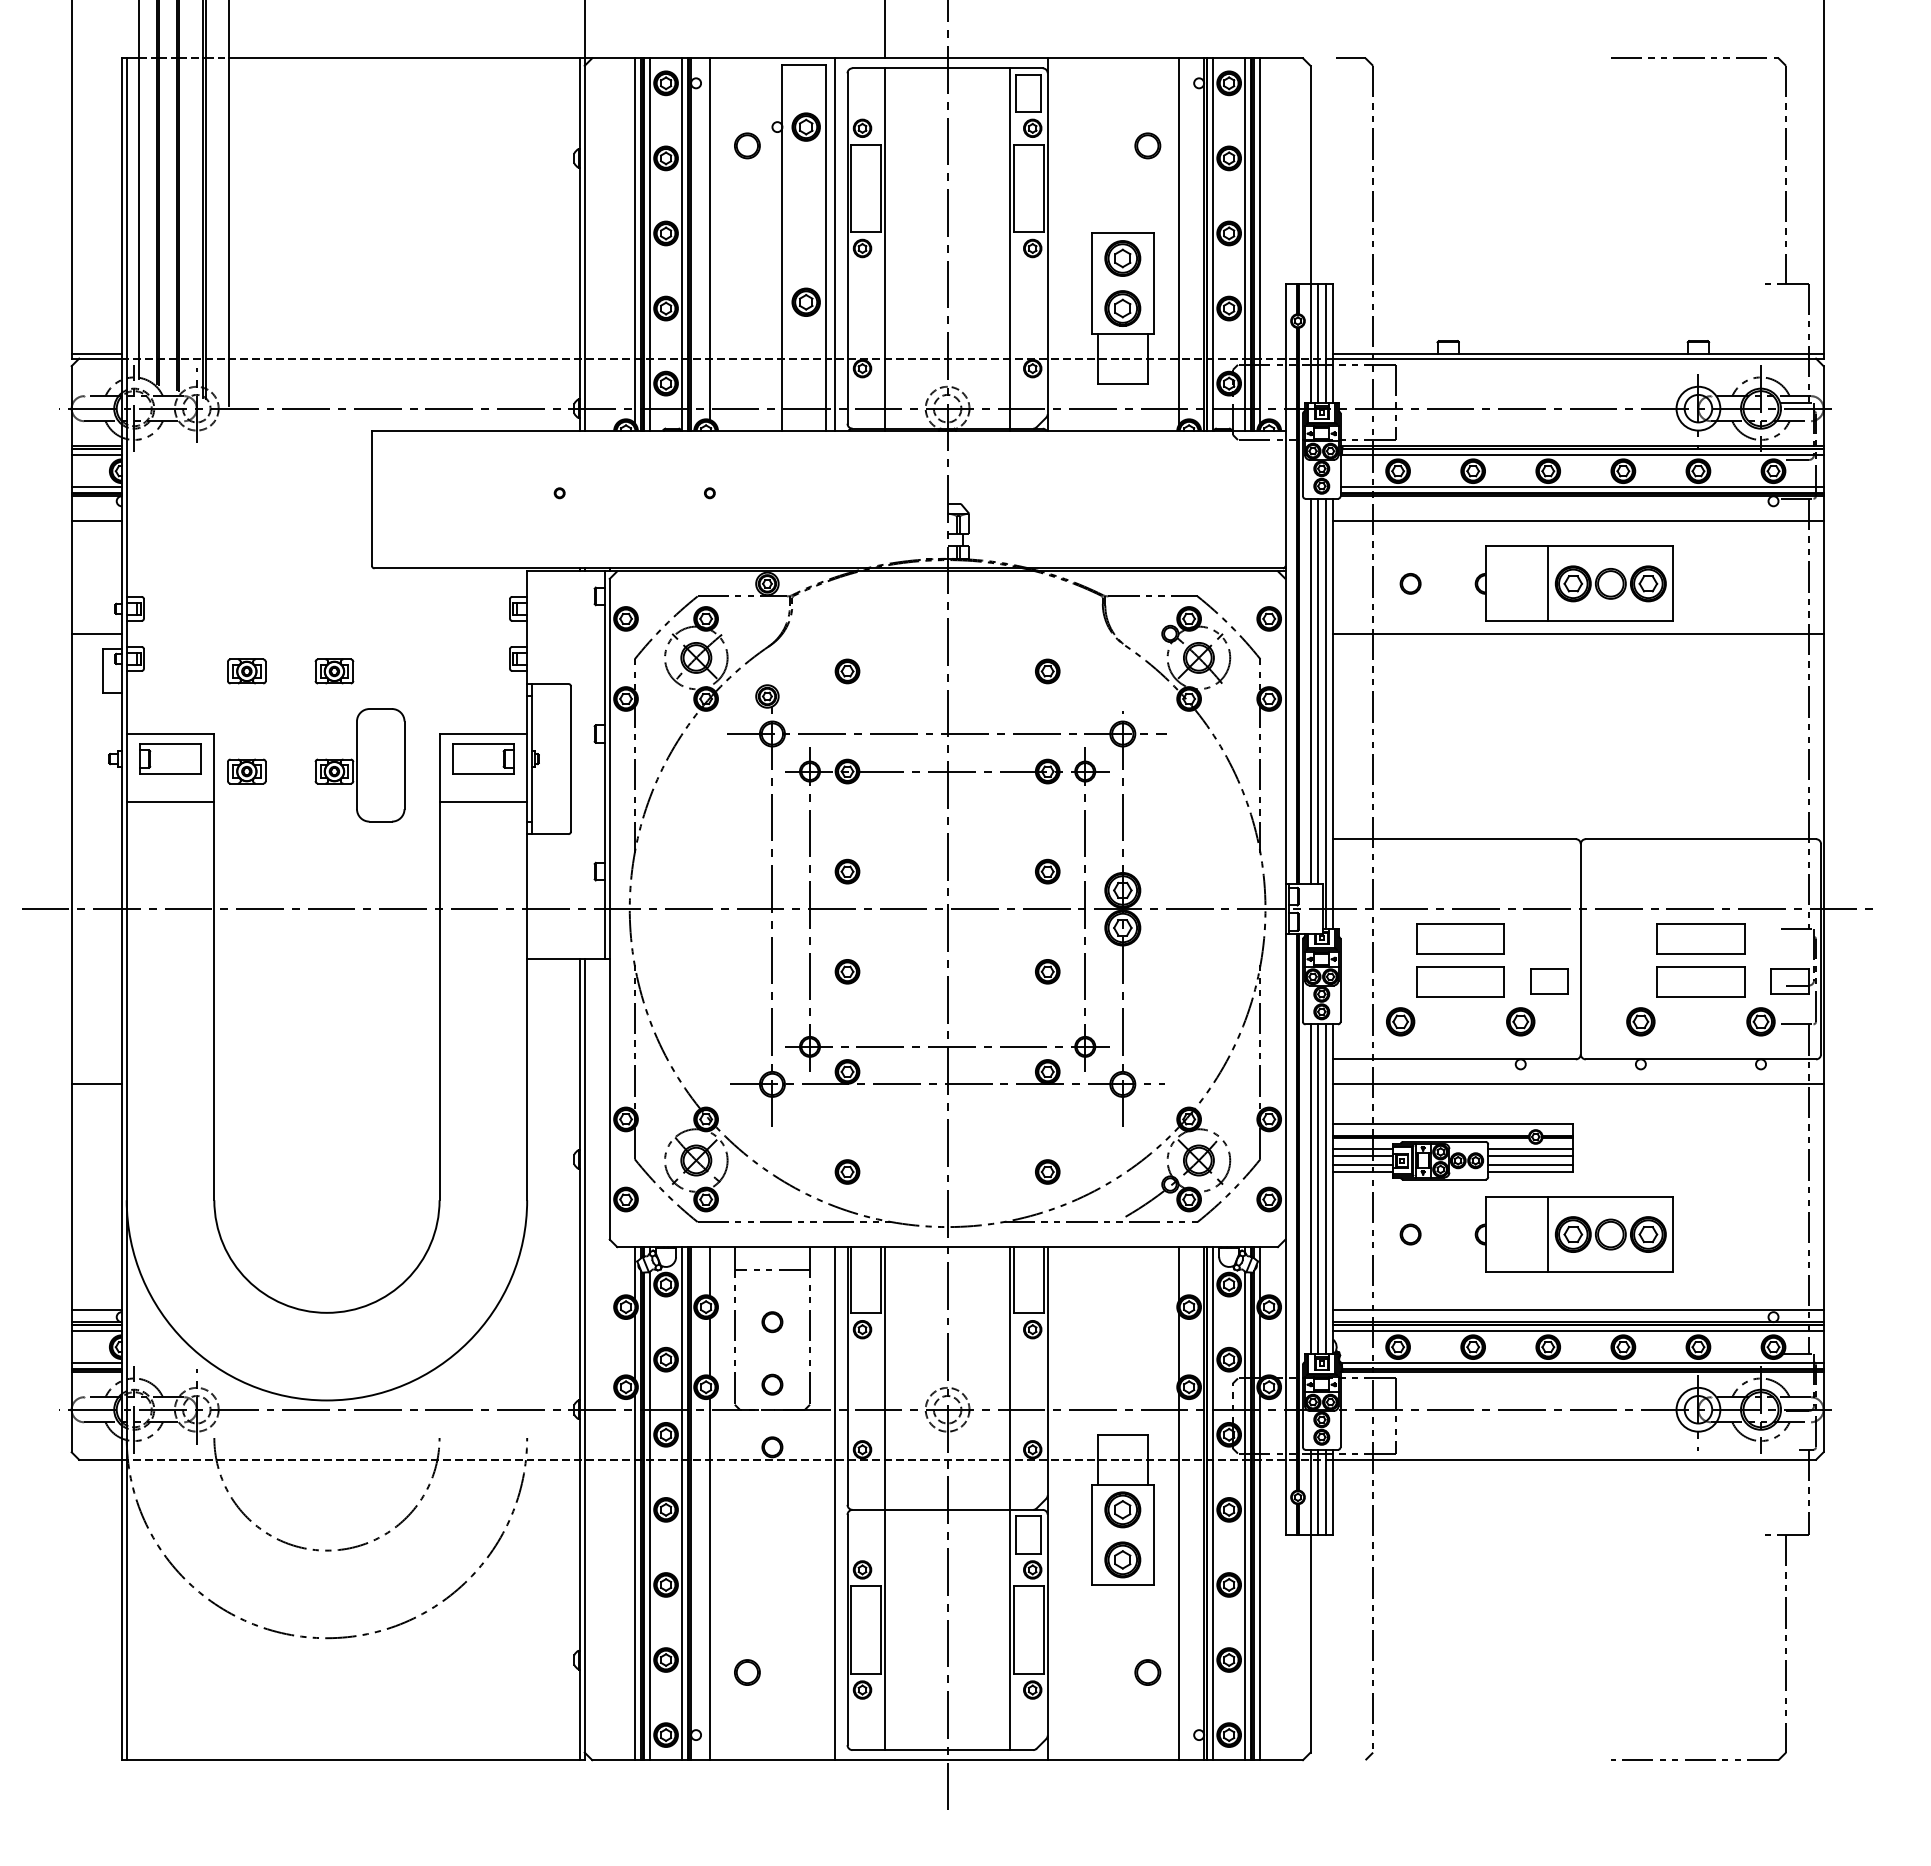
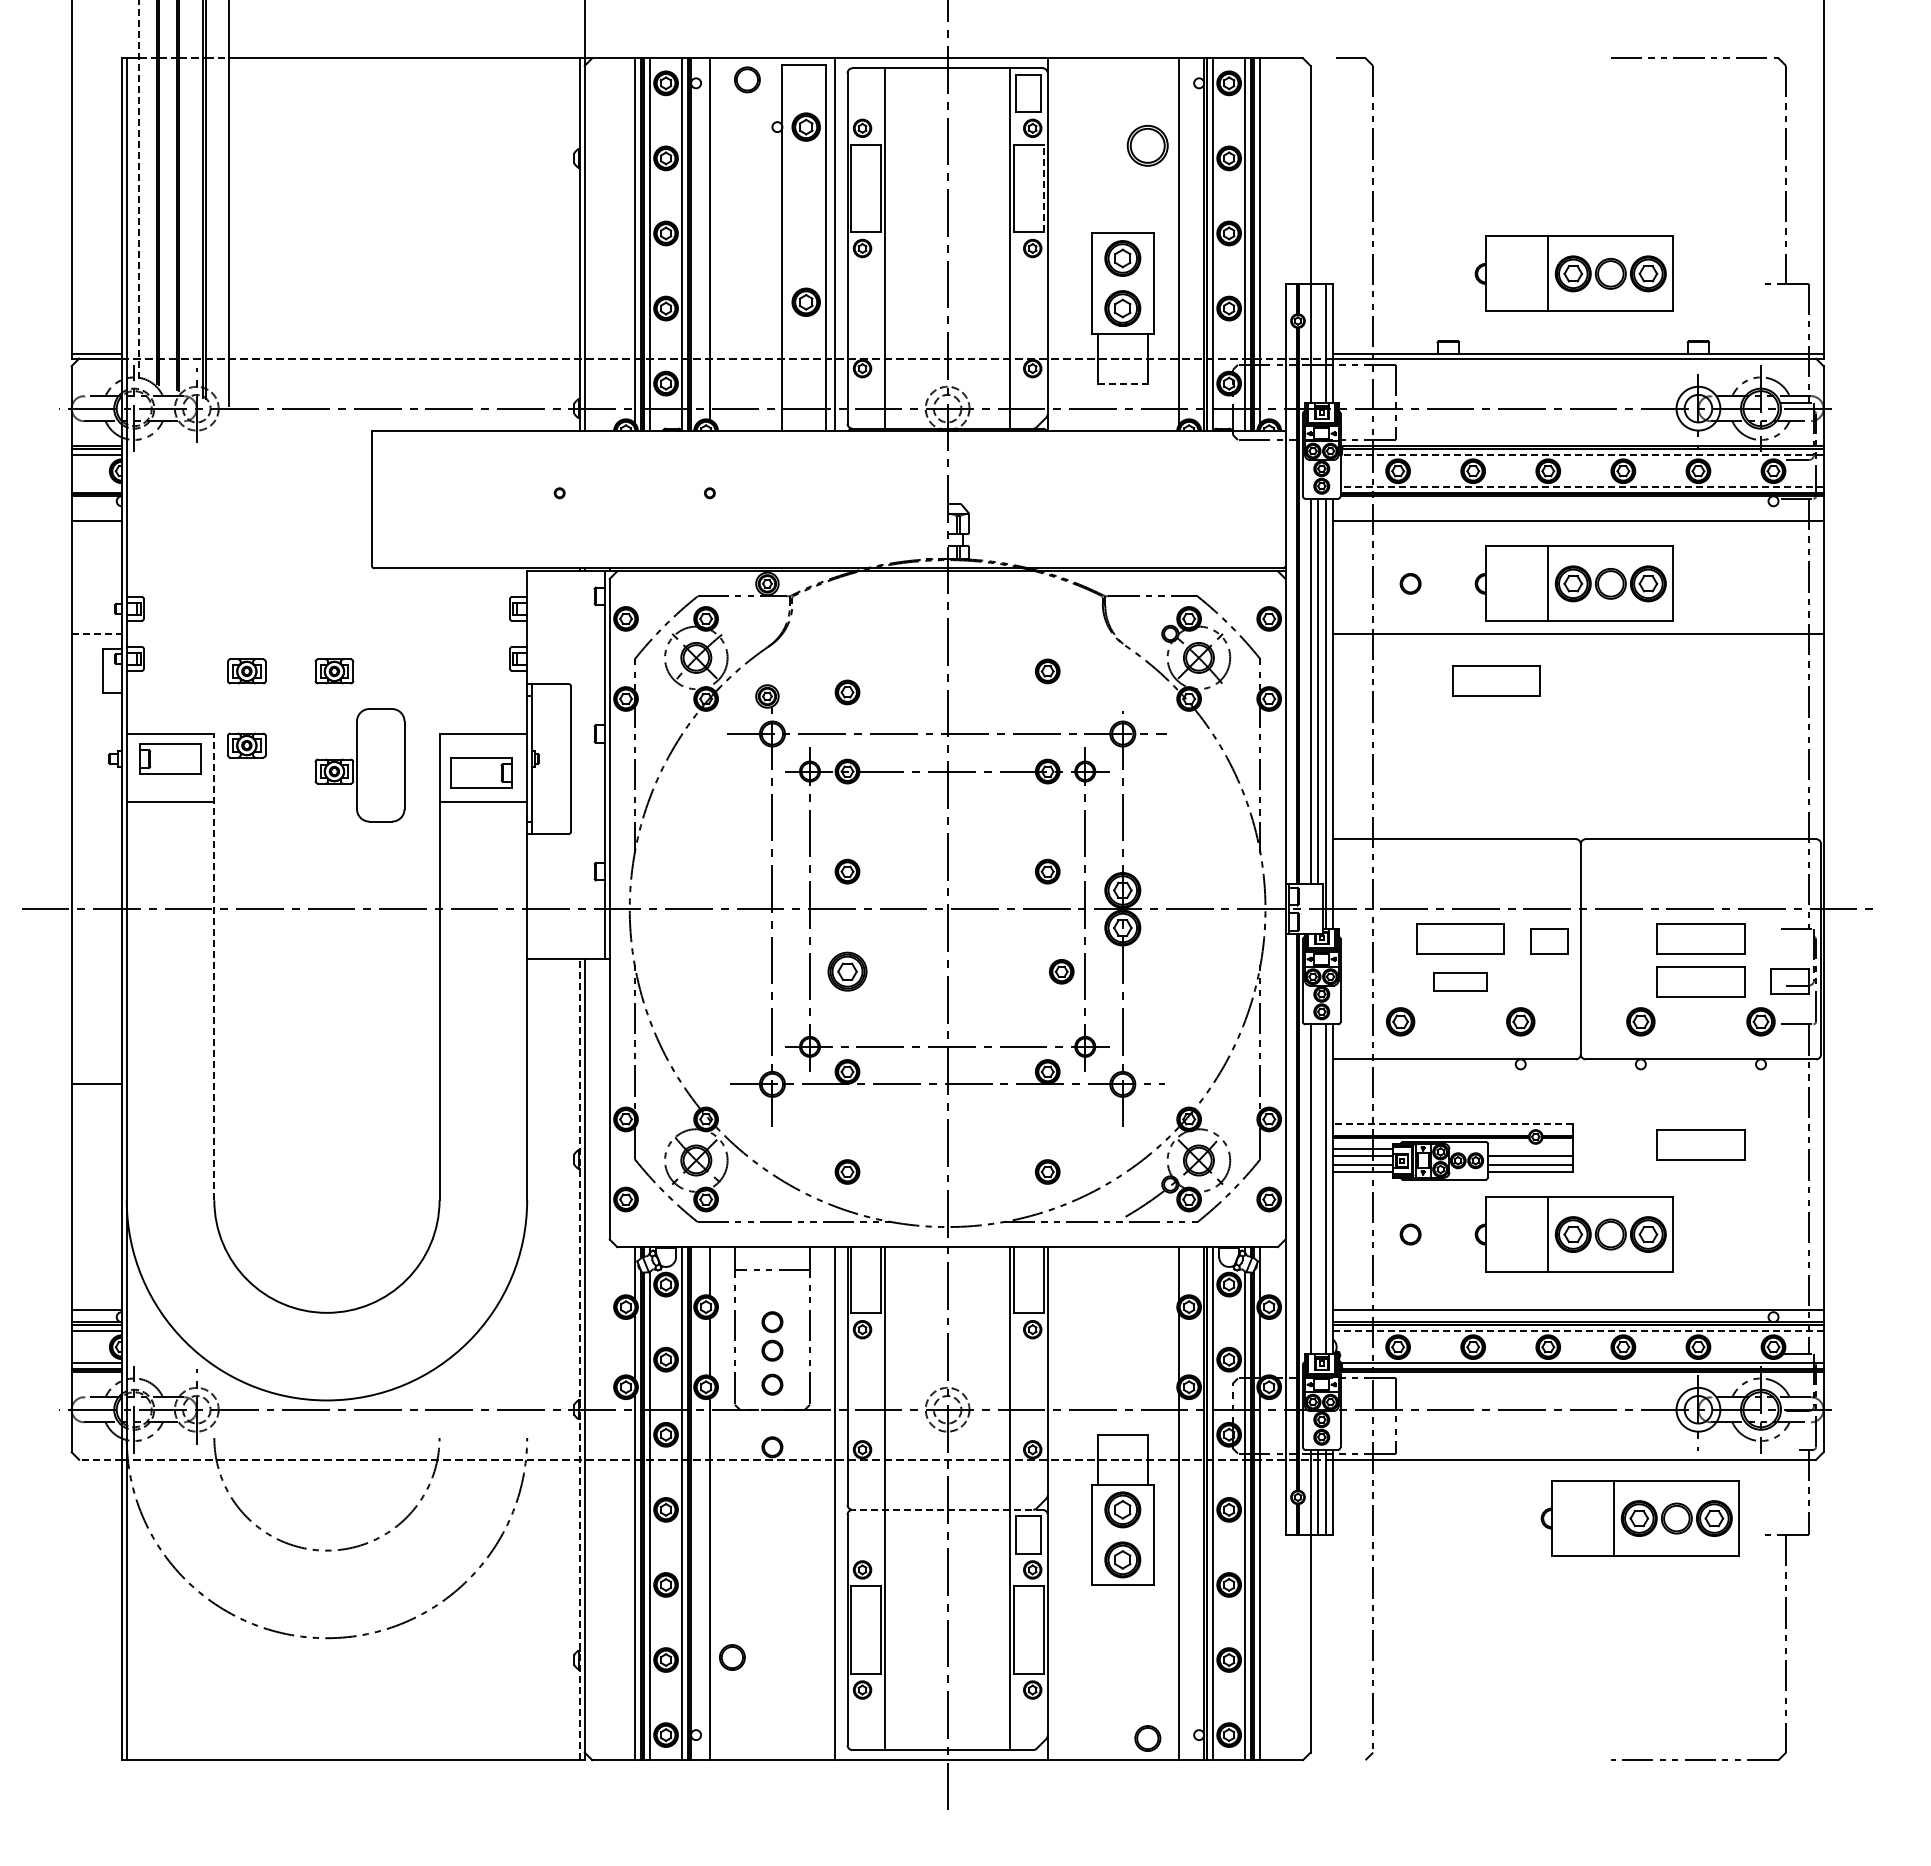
line: present -> none (885, 30)
part position: (747, 145) -> (747, 79) (747, 79)
part size: 28x28 px -> 43x43 px (1147, 145)
line: solid -> dashed (1043, 188)
line: solid -> dashed (139, 189)
part: none -> present (1573, 273)
line: present -> none (1317, 343)
line: solid -> dashed (1123, 383)
line: solid -> dashed (1582, 454)
line: present -> none (96, 487)
line: solid -> dashed (1582, 487)
line: solid -> dashed (97, 633)
part position: (847, 671) -> (847, 692) (847, 692)
part: none -> present (1496, 680)
part position: (483, 758) -> (481, 772) (481, 772)
part position: (246, 771) -> (246, 745) (246, 745)
line: solid -> dashed (214, 966)
part size: 27x26 px -> 41x41 px (847, 971)
part position: (1047, 971) -> (1061, 971) (1061, 971)
part size: 89x32 px -> 55x20 px (1460, 981)
part position: (1549, 981) -> (1549, 941) (1549, 941)
line: present -> none (1578, 1084)
line: solid -> dashed (1452, 1124)
part: none -> present (1700, 1144)
line: present -> none (1530, 1149)
line: present -> none (1317, 1189)
line: solid -> dashed (1577, 1330)
circle: none -> present (772, 1350)
line: solid -> dashed (579, 1359)
line: solid -> dashed (99, 1459)
line: solid -> dashed (947, 1509)
part: none -> present (1639, 1518)
part position: (747, 1672) -> (732, 1657) (732, 1657)
part position: (1147, 1672) -> (1147, 1738) (1147, 1738)
